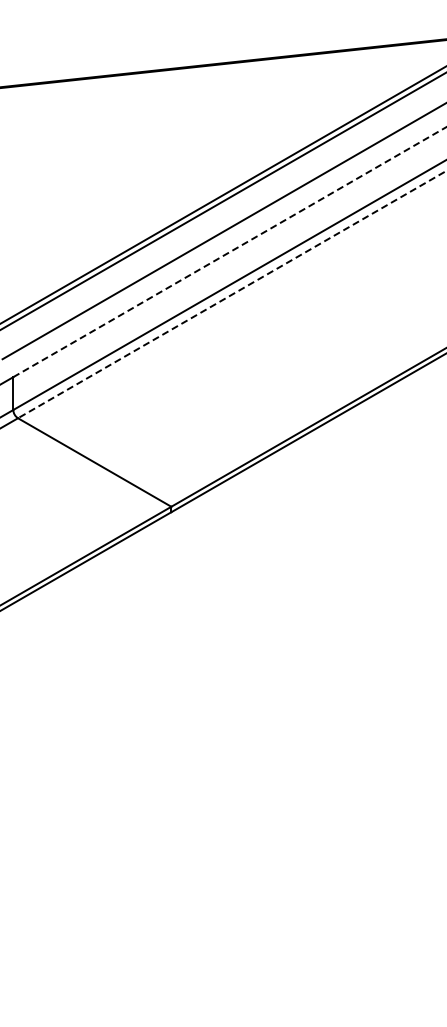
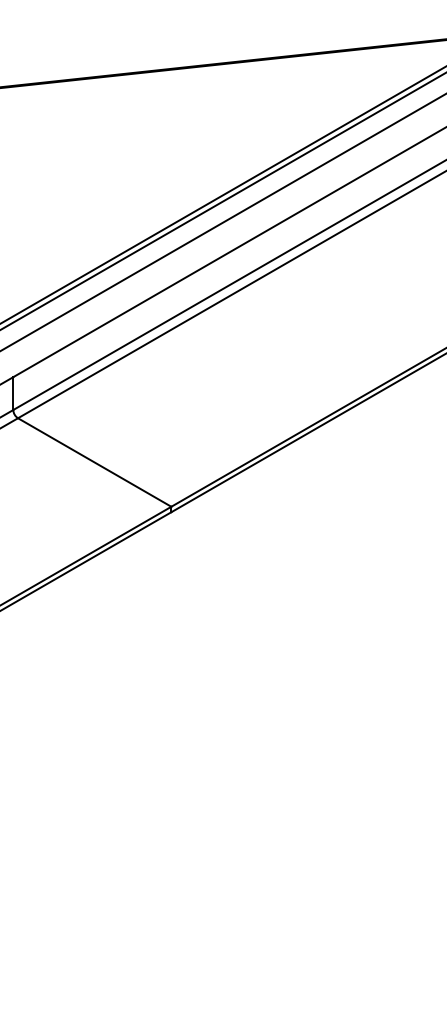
line position: (222, 231) -> (222, 222) (222, 222)
line: dashed -> solid (229, 252)
line: dashed -> solid (231, 294)
